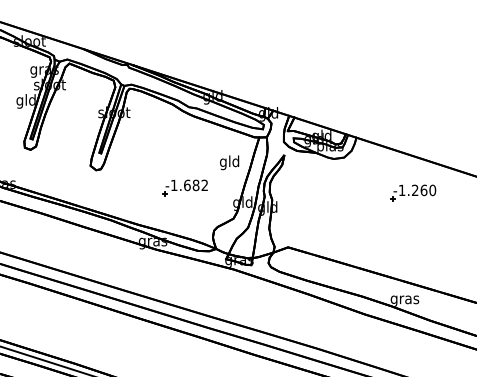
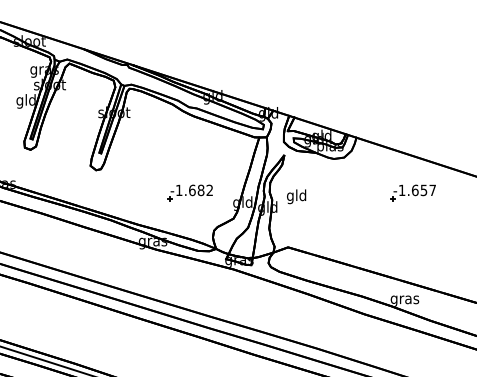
text position: (229, 162) -> (296, 196) (296, 196)
part position: (184, 187) -> (189, 192) (189, 192)
text: -1.260 -> -1.657 (423, 190)
